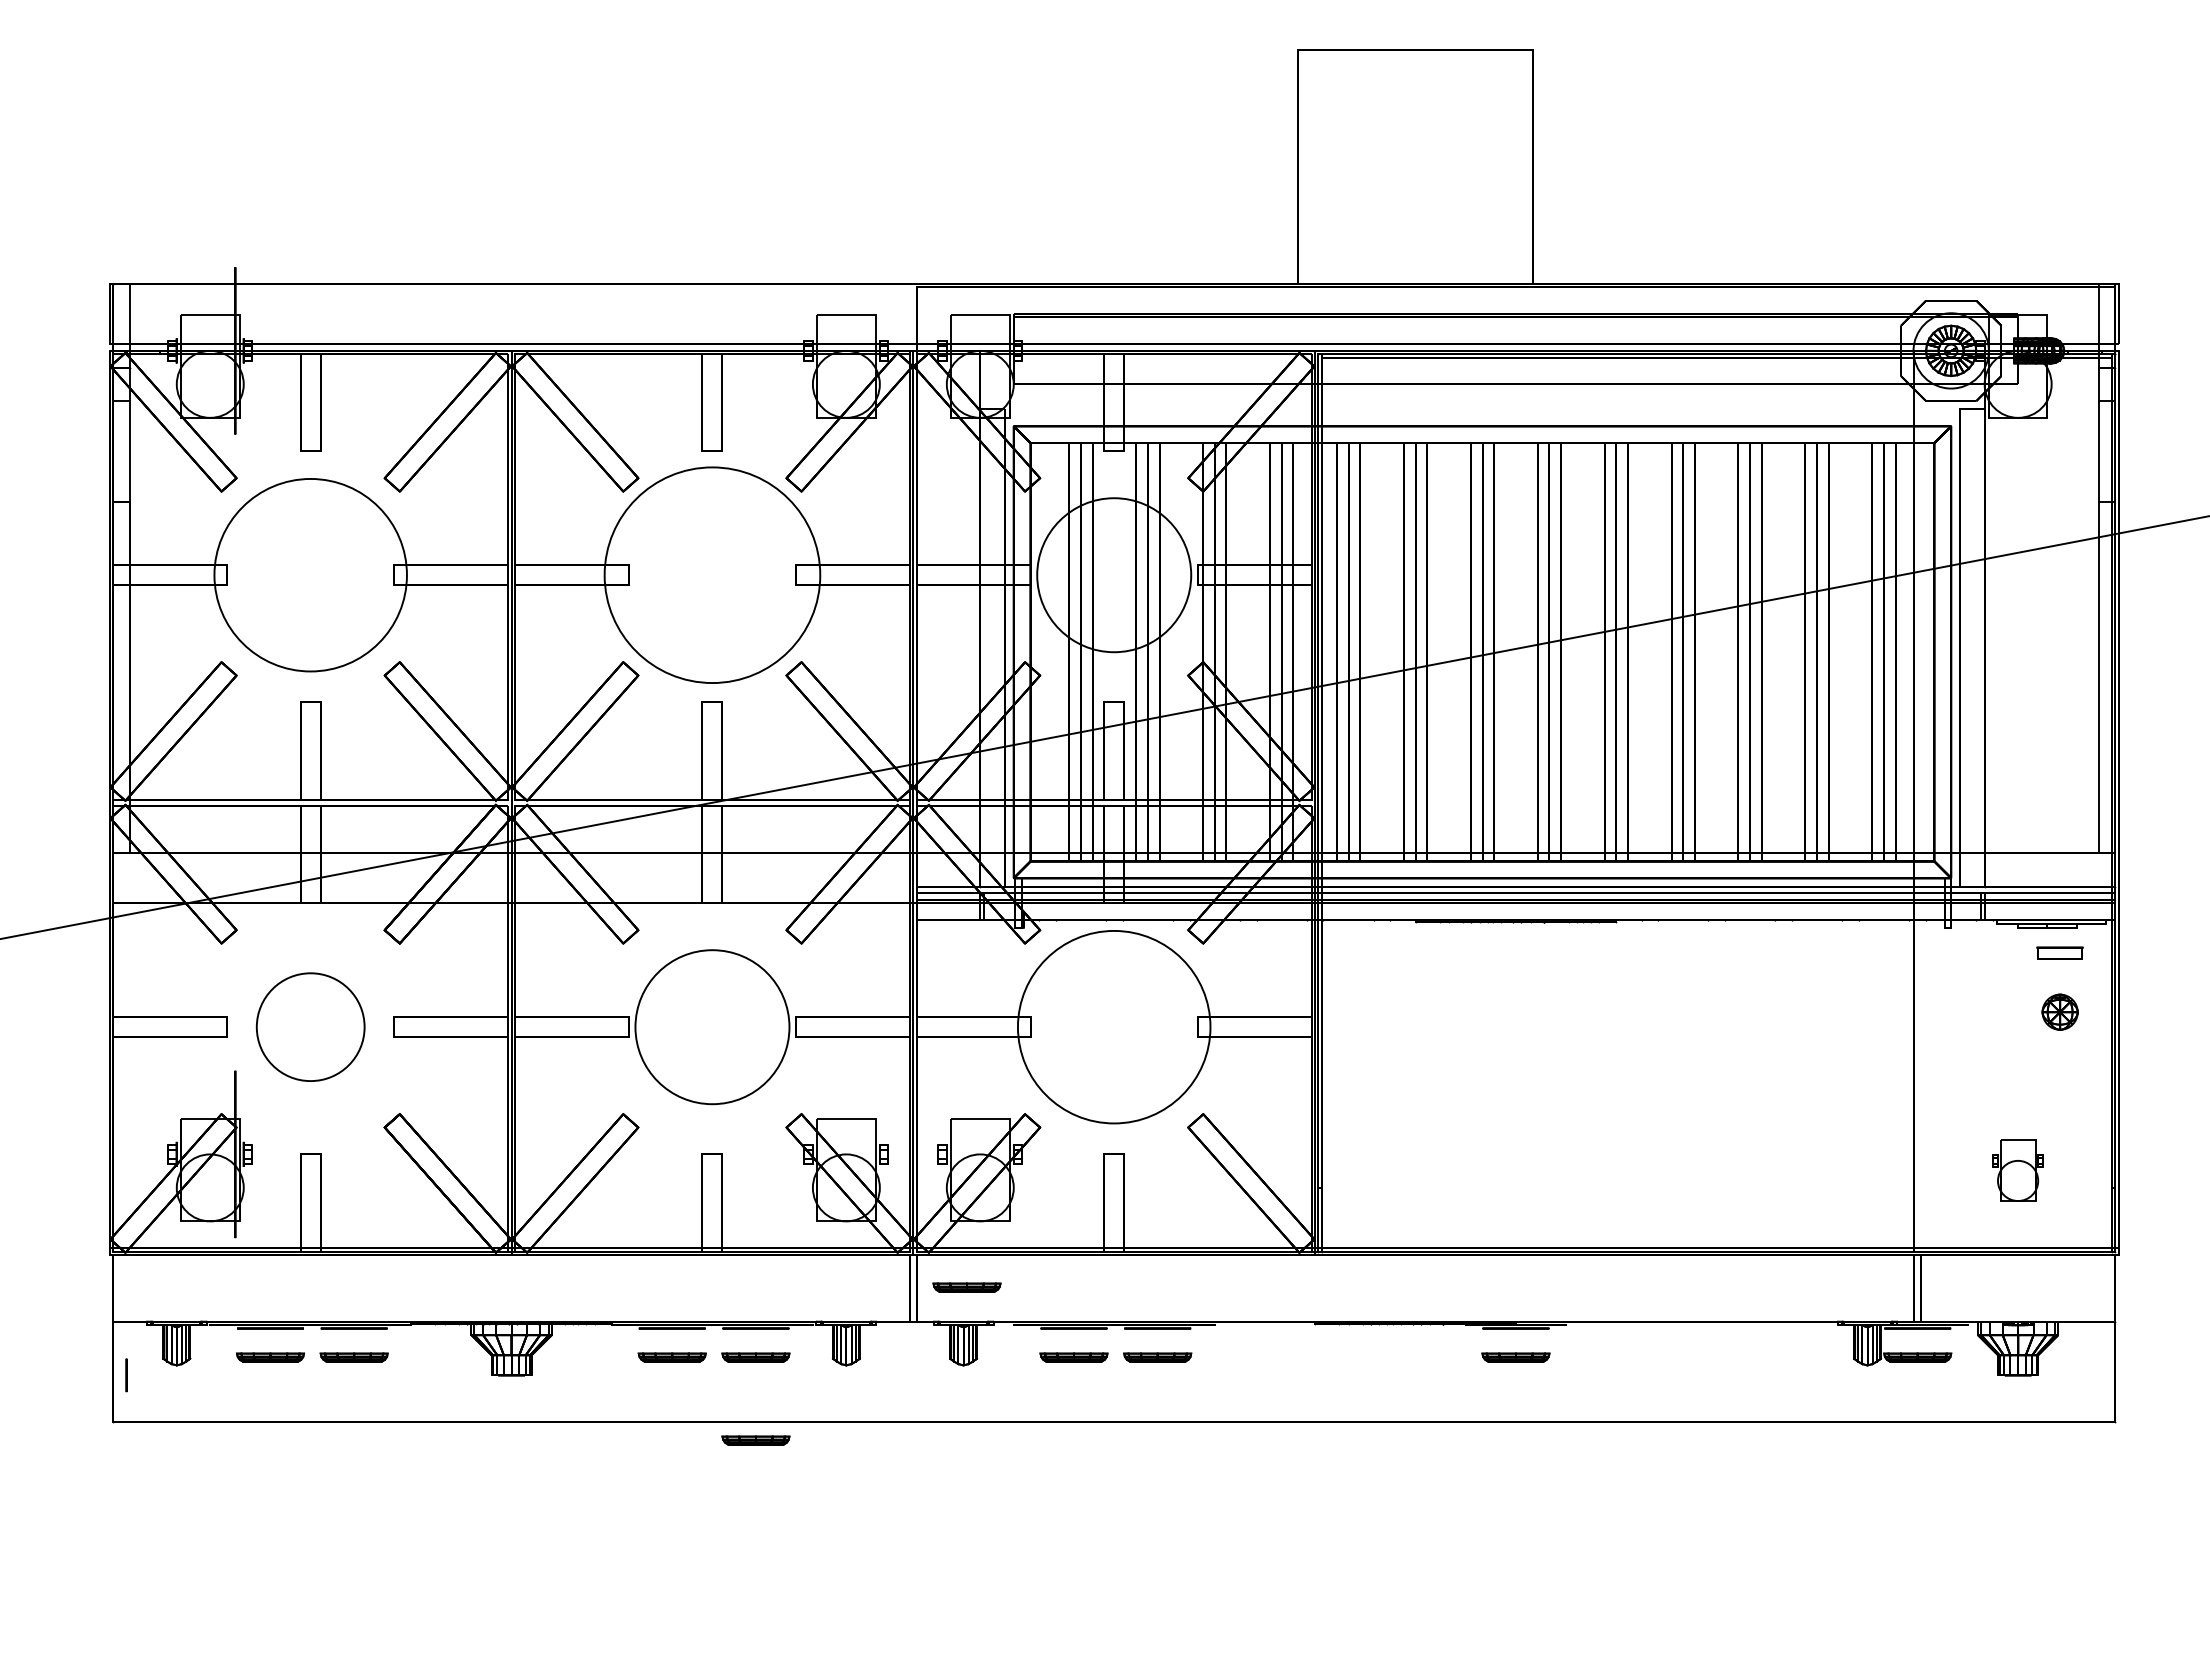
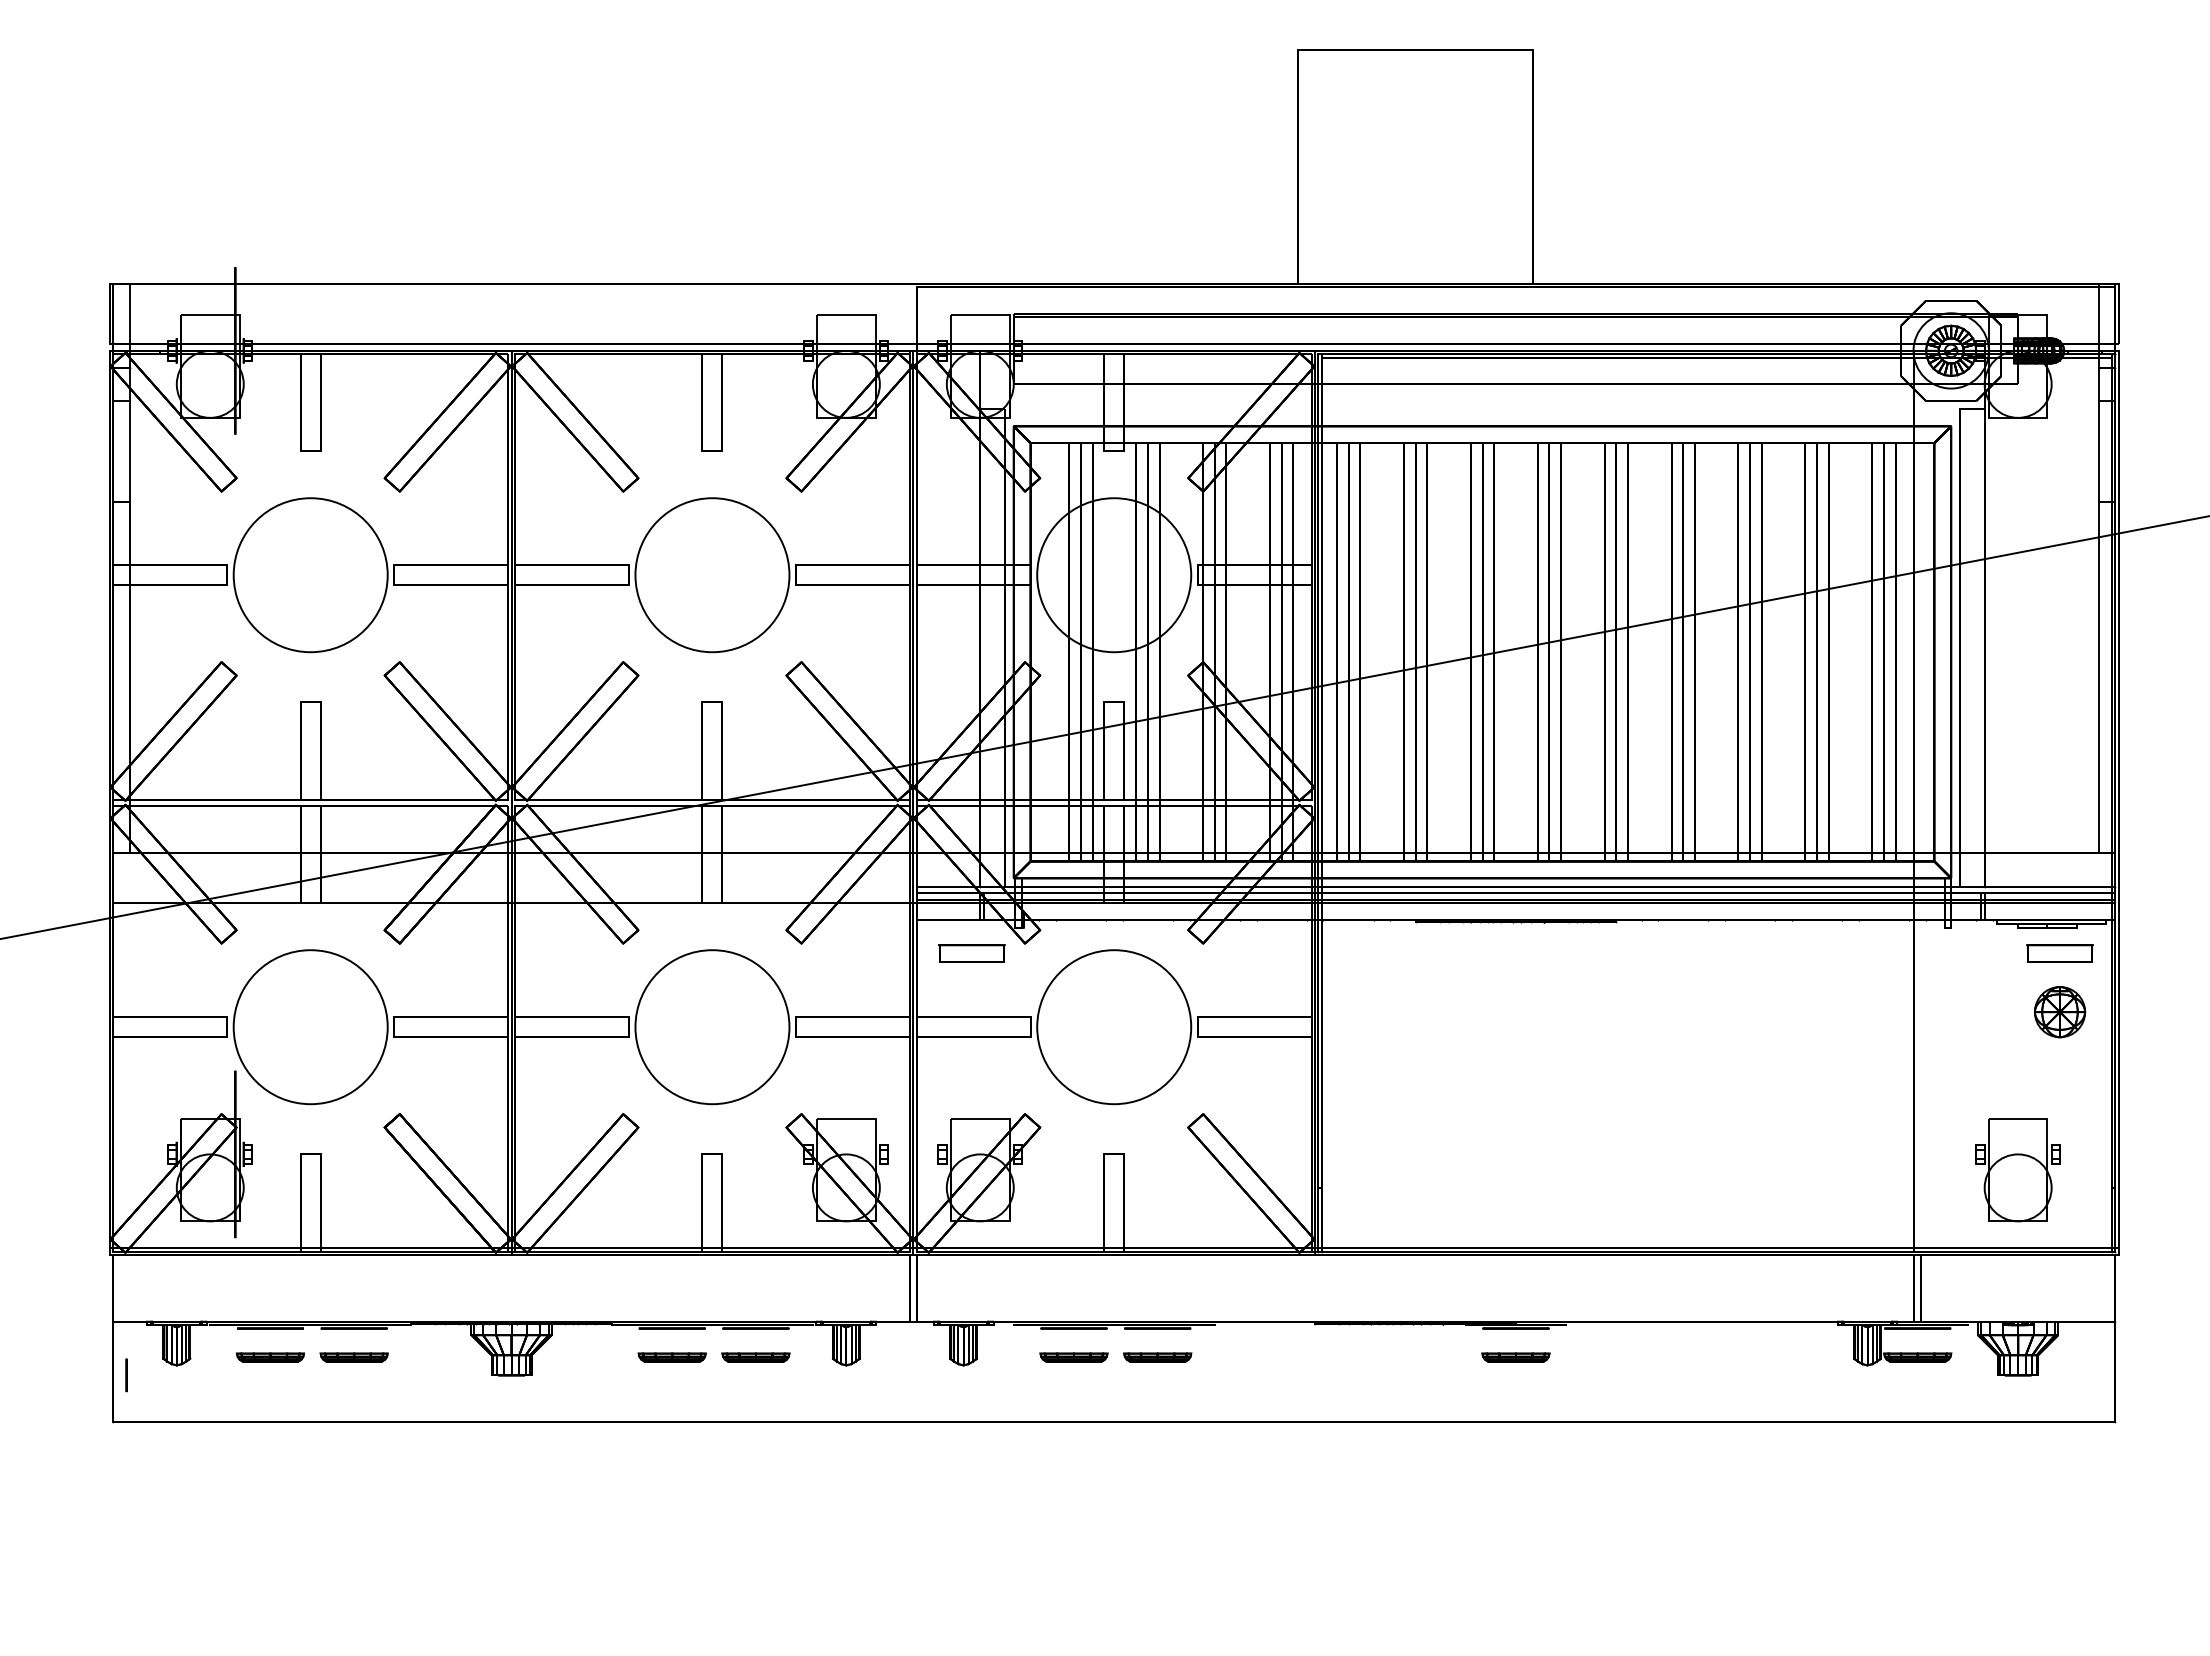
circle diameter: 193 px -> 154 px (310, 575)
circle diameter: 216 px -> 154 px (712, 575)
part size: 48x14 px -> 68x19 px (2059, 953)
part: none -> present (971, 953)
part size: 38x38 px -> 53x53 px (2060, 1012)
circle diameter: 193 px -> 154 px (1114, 1027)
circle diameter: 108 px -> 154 px (310, 1027)
part size: 52x63 px -> 86x105 px (2017, 1170)
part: present -> none (966, 1287)
part: present -> none (755, 1440)
